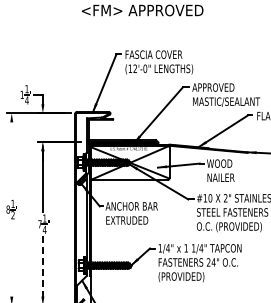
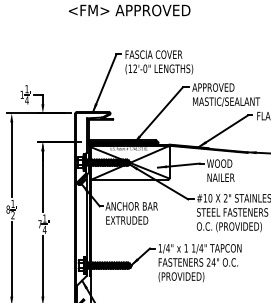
text position: (142, 10) -> (129, 10) (129, 10)
line: none -> present (11, 159)
line: none -> present (11, 258)
line: dashed -> solid (42, 267)
